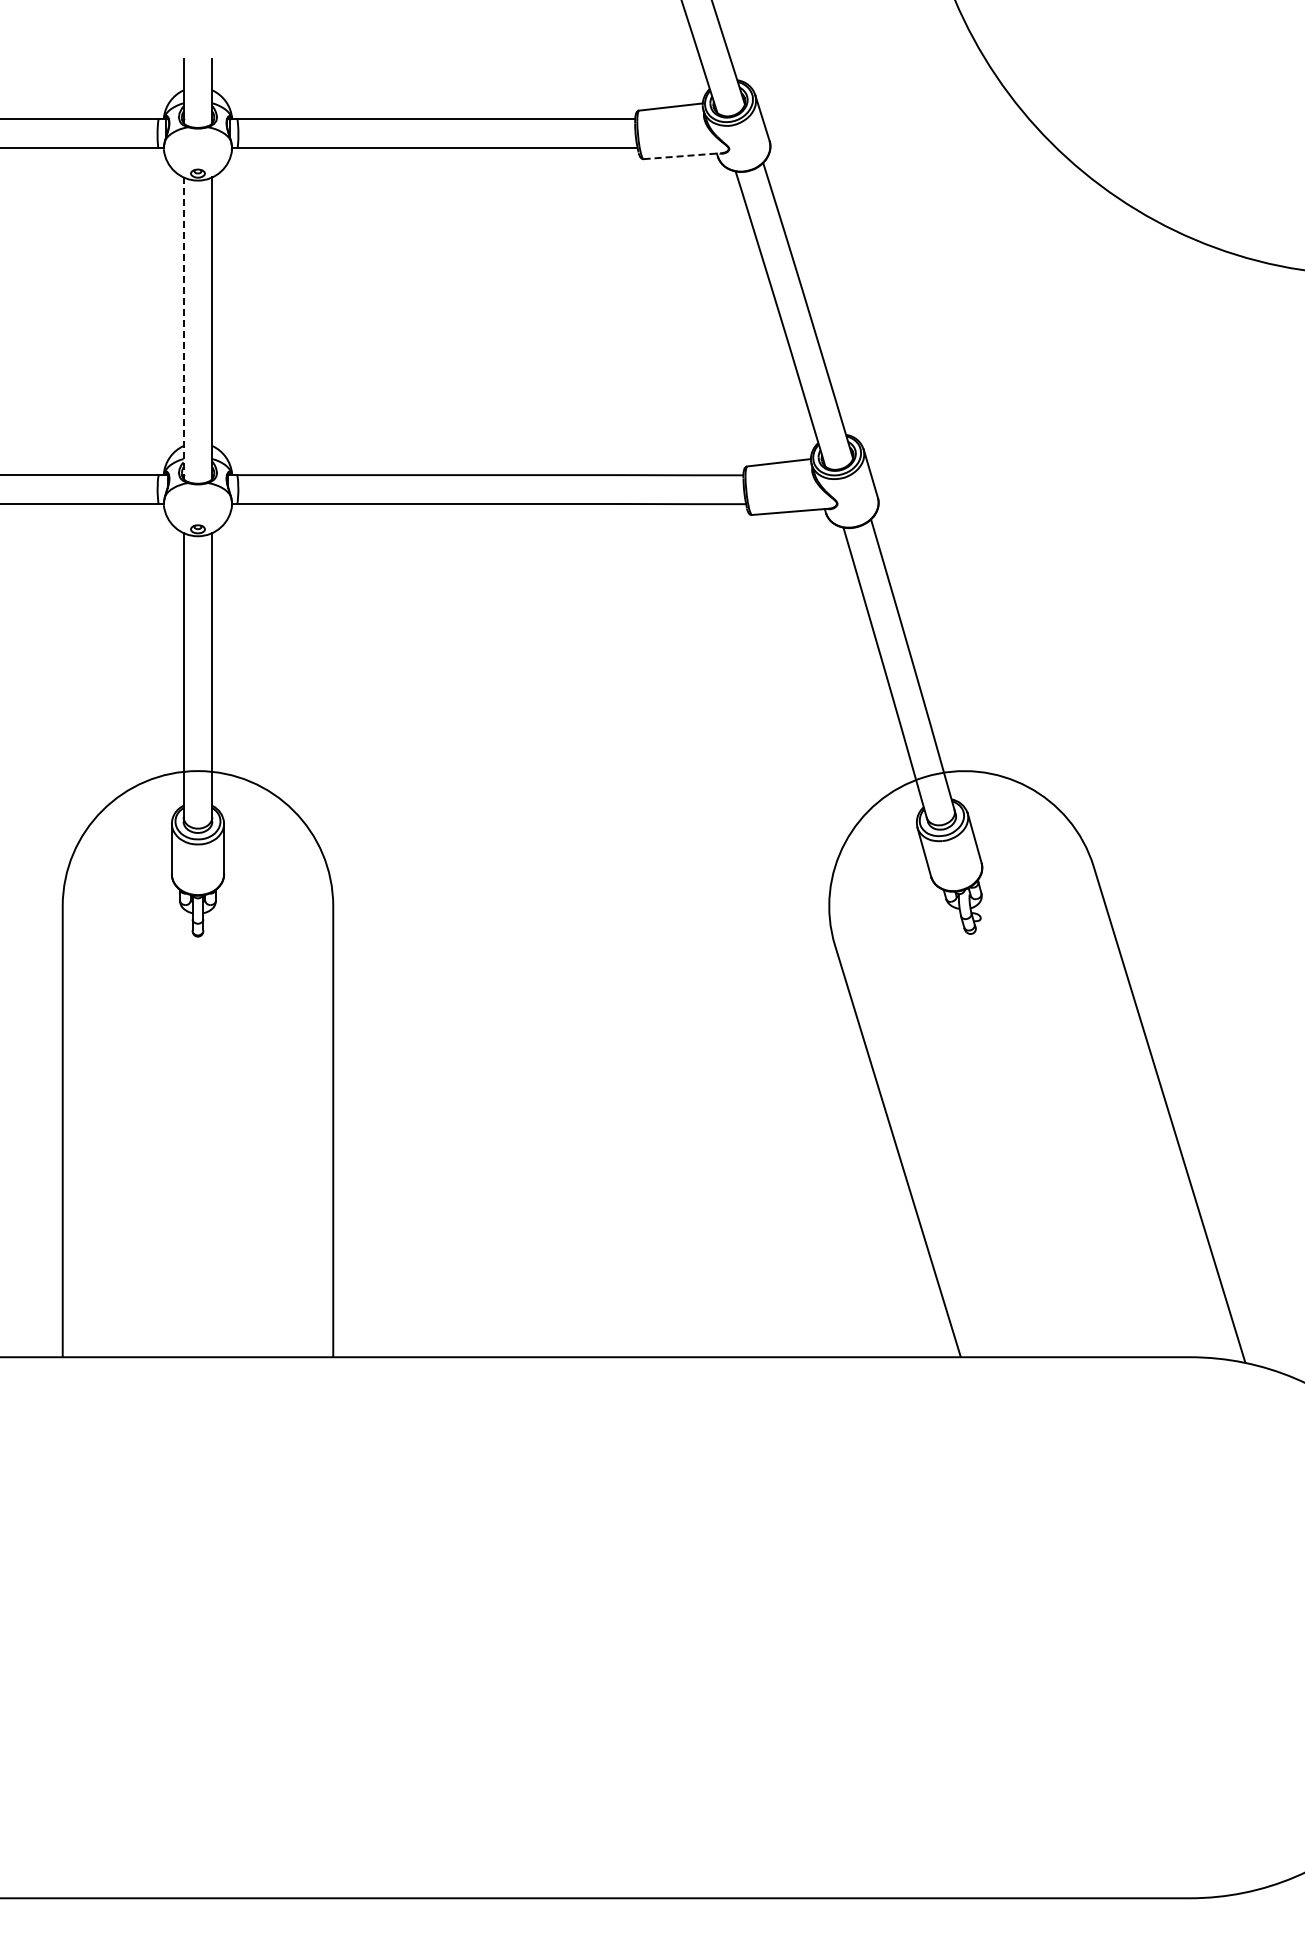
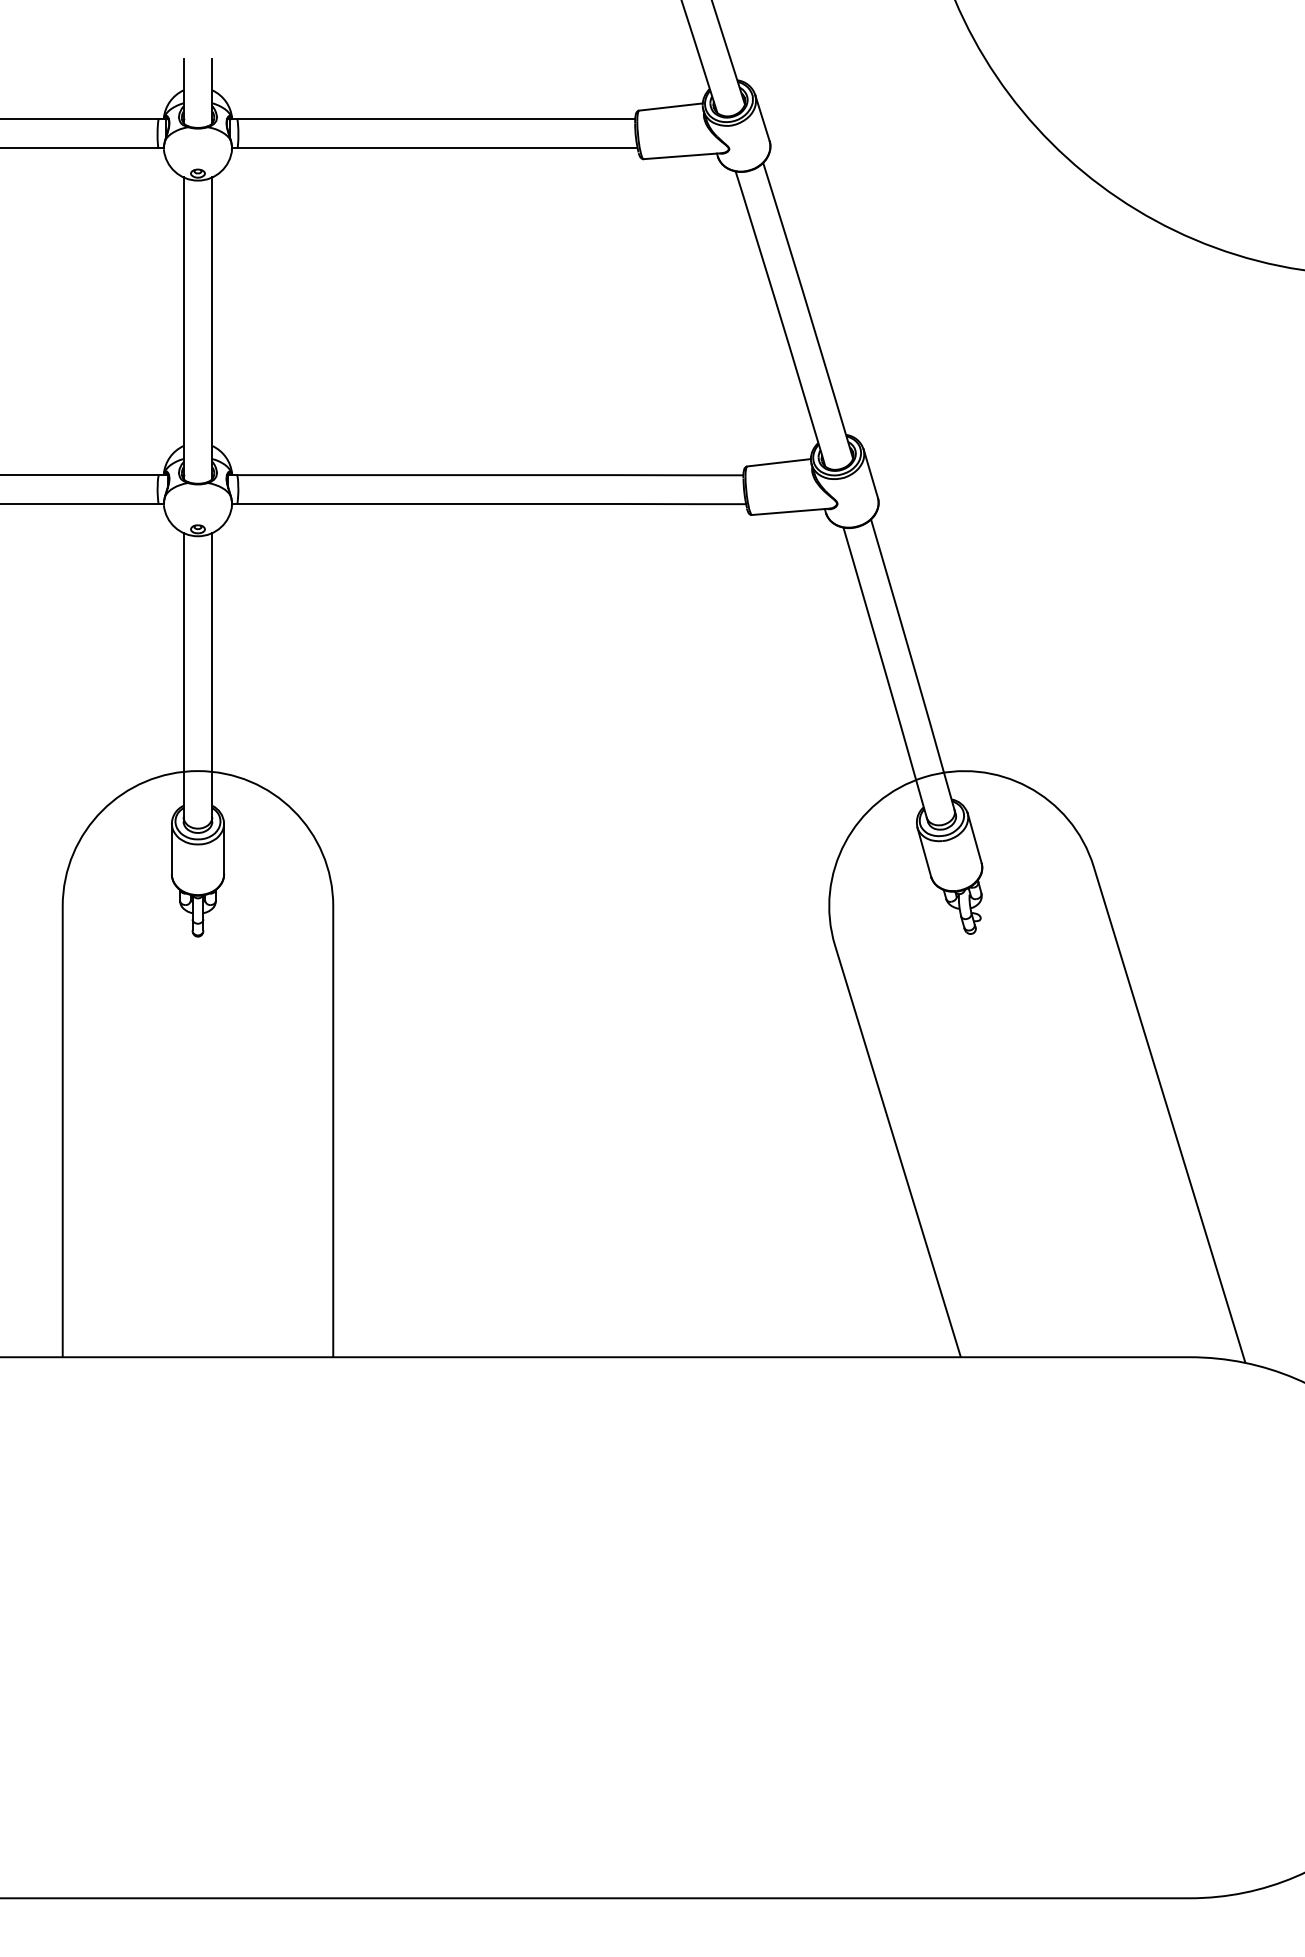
line: dashed -> solid (683, 156)
line: dashed -> solid (183, 328)
